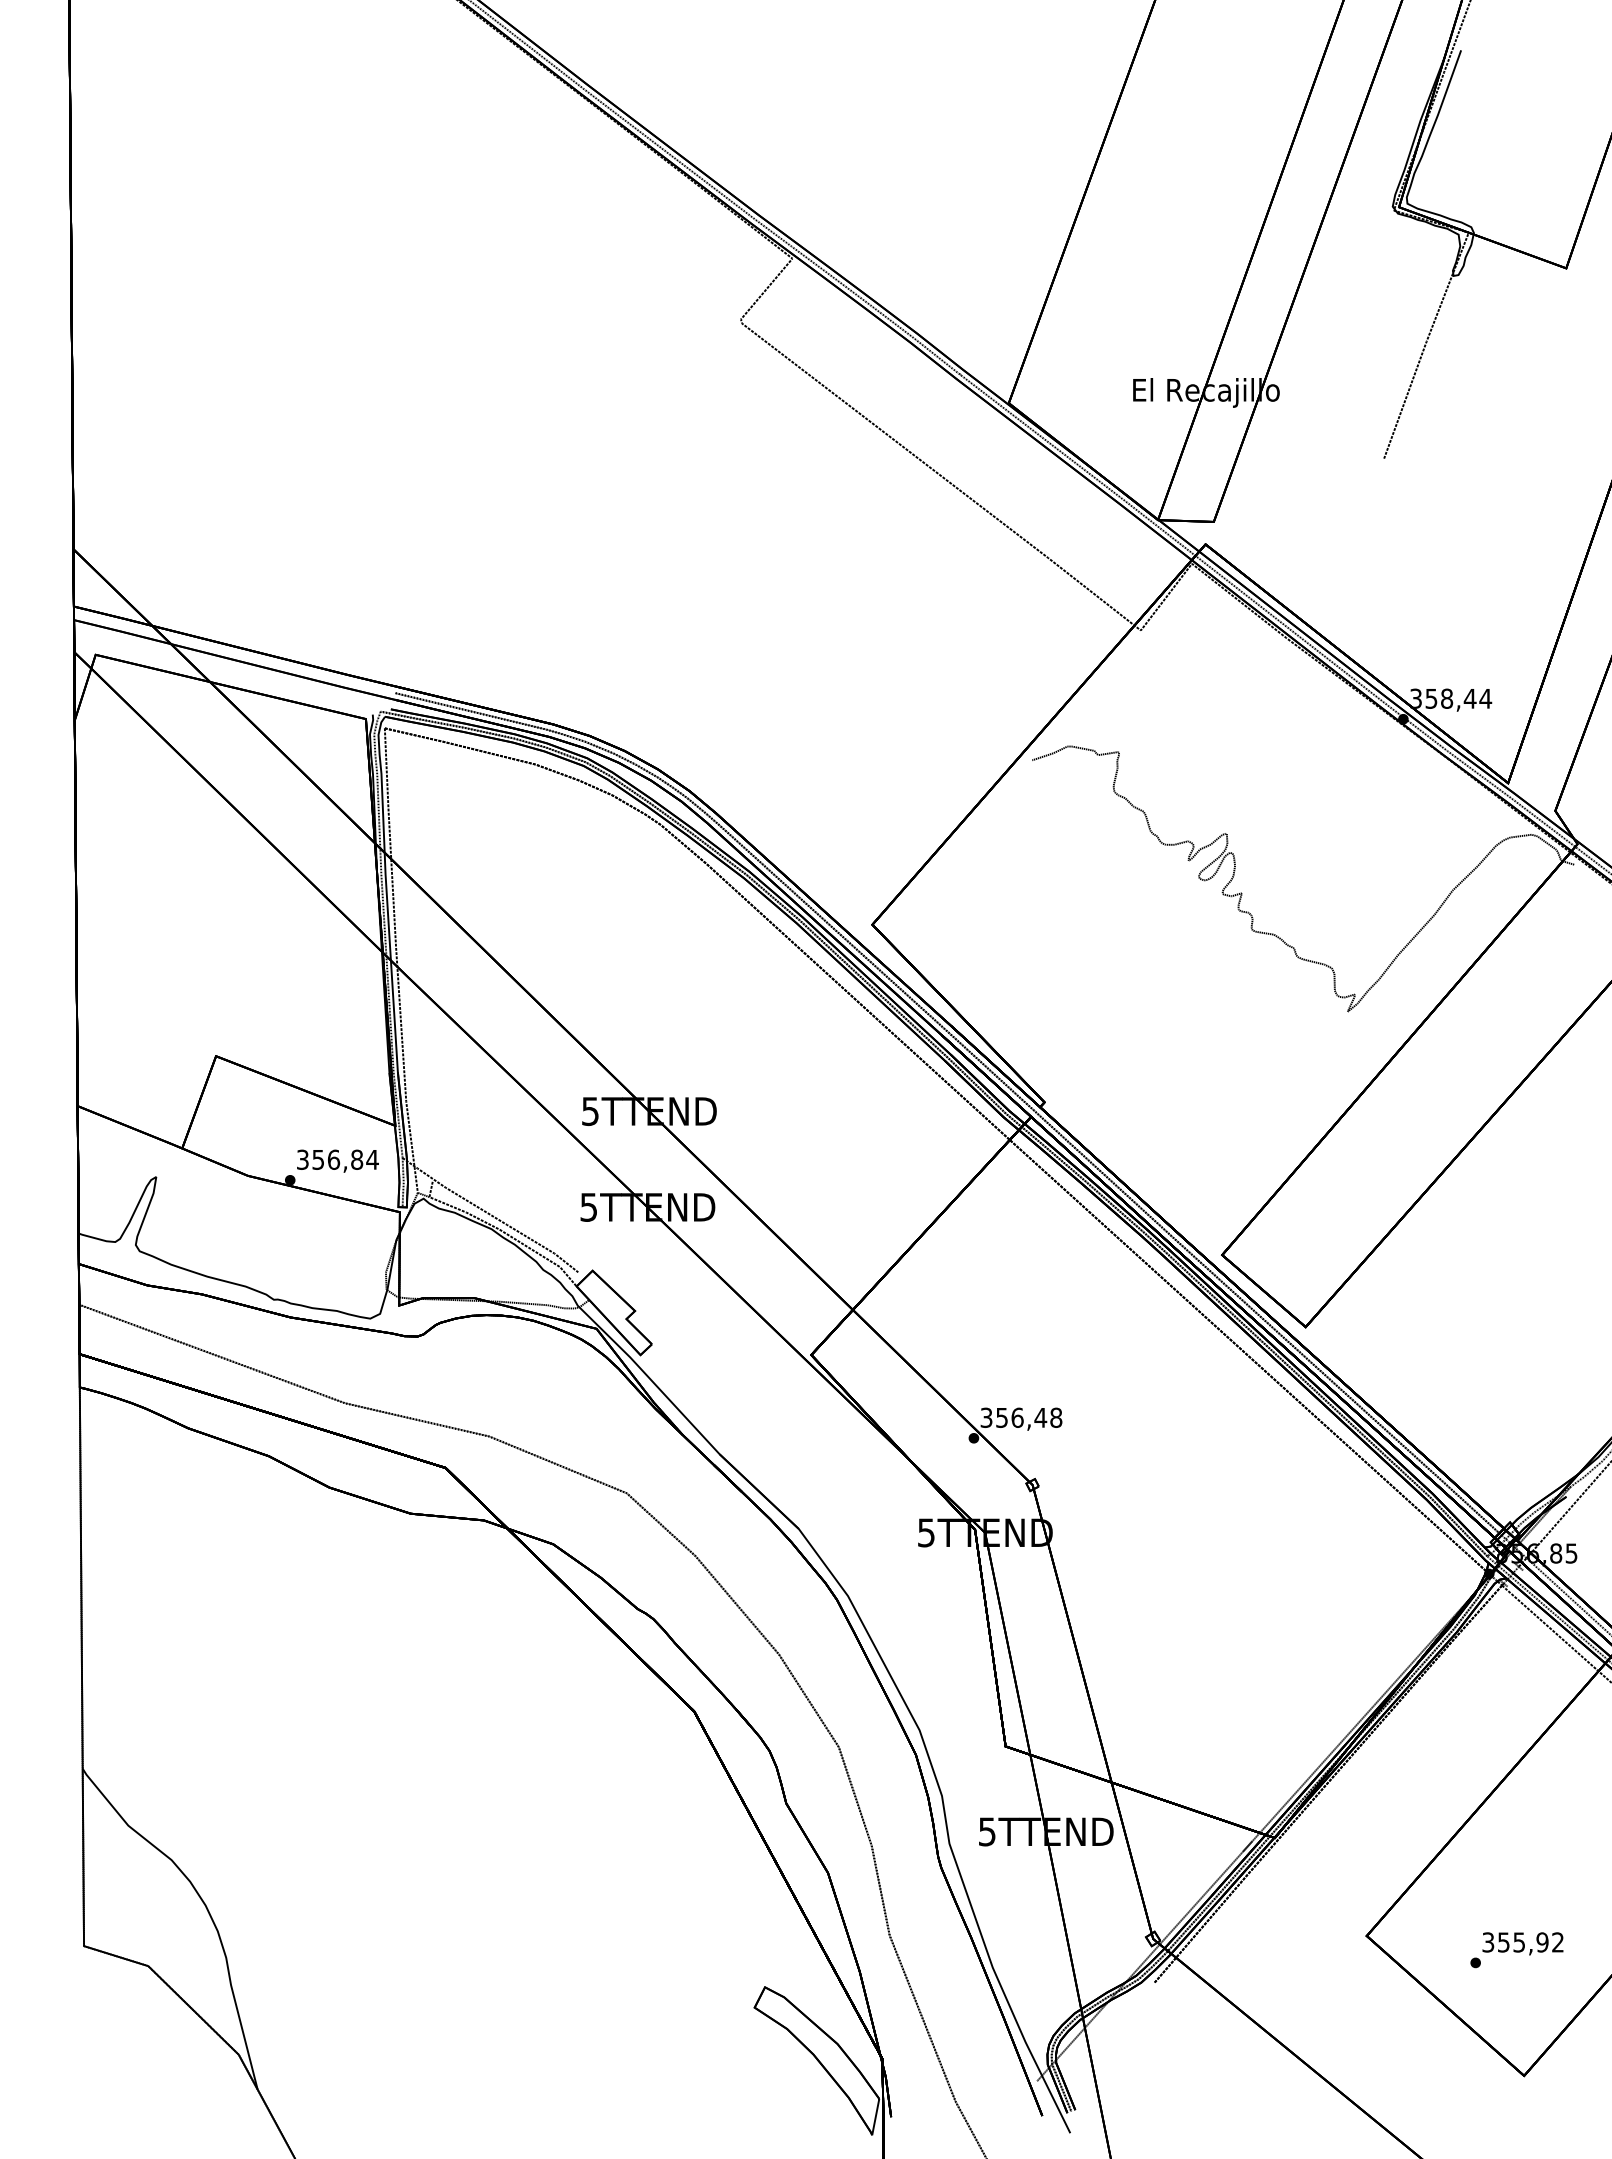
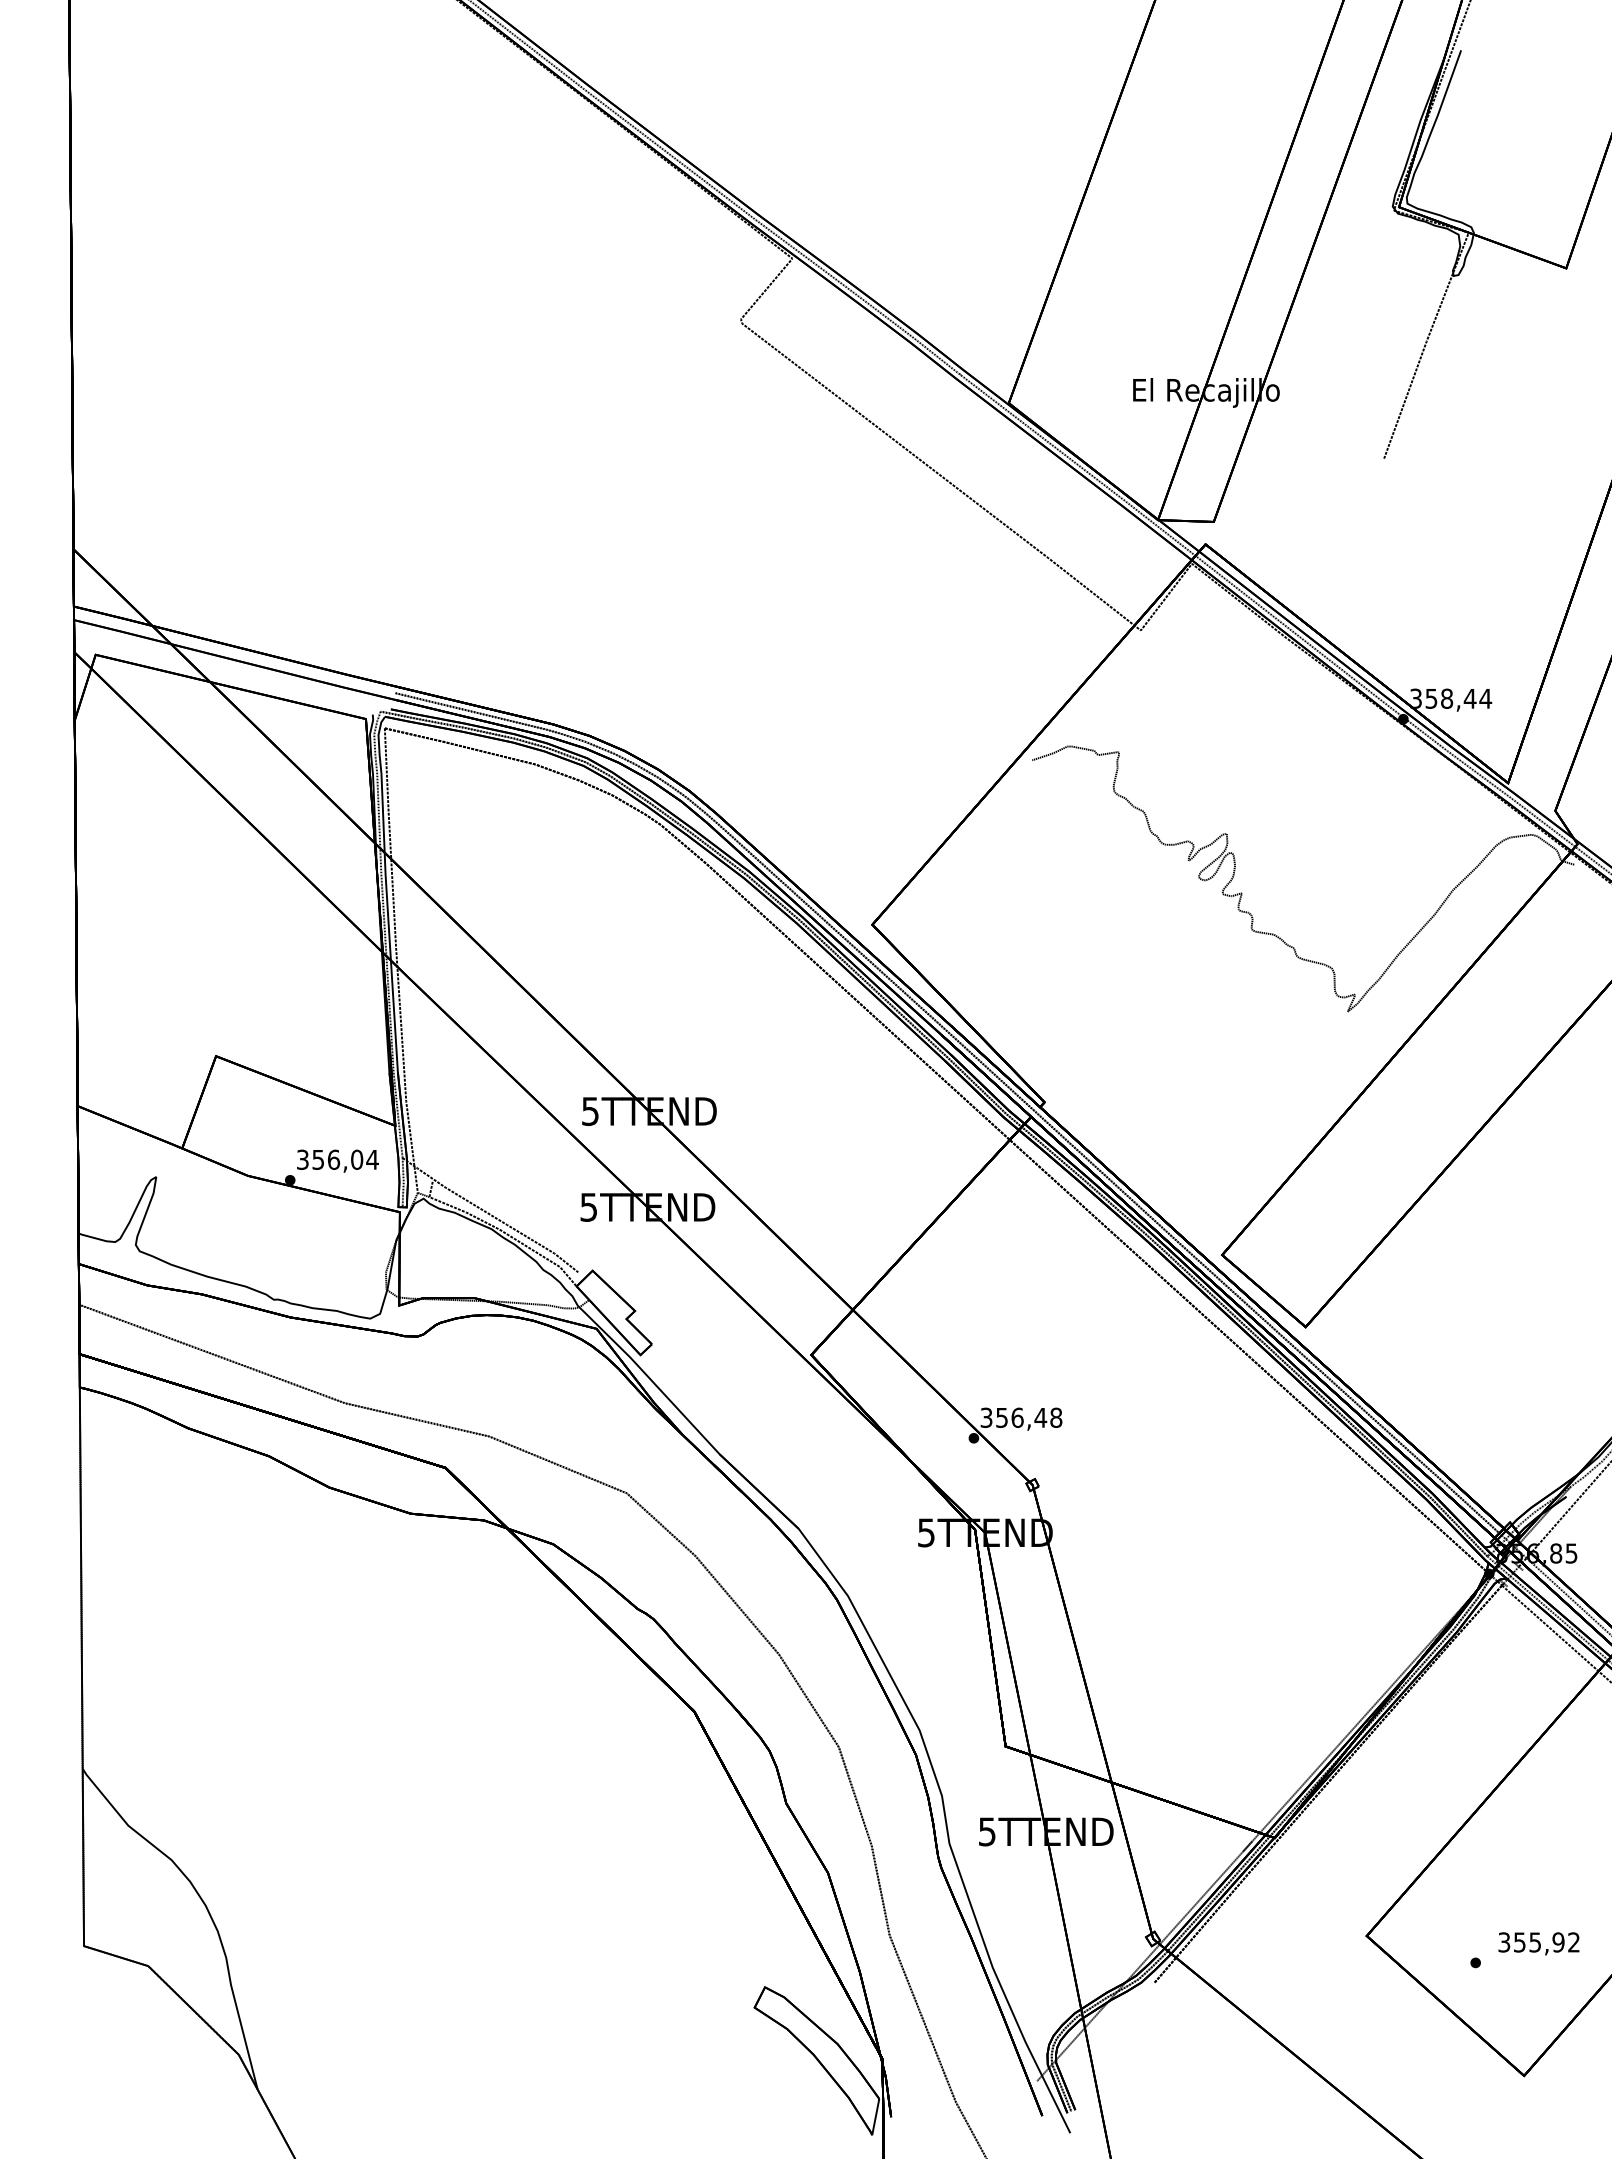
text: 356,84 -> 356,04 (357, 1159)
text position: (1522, 1943) -> (1538, 1943) (1538, 1943)
